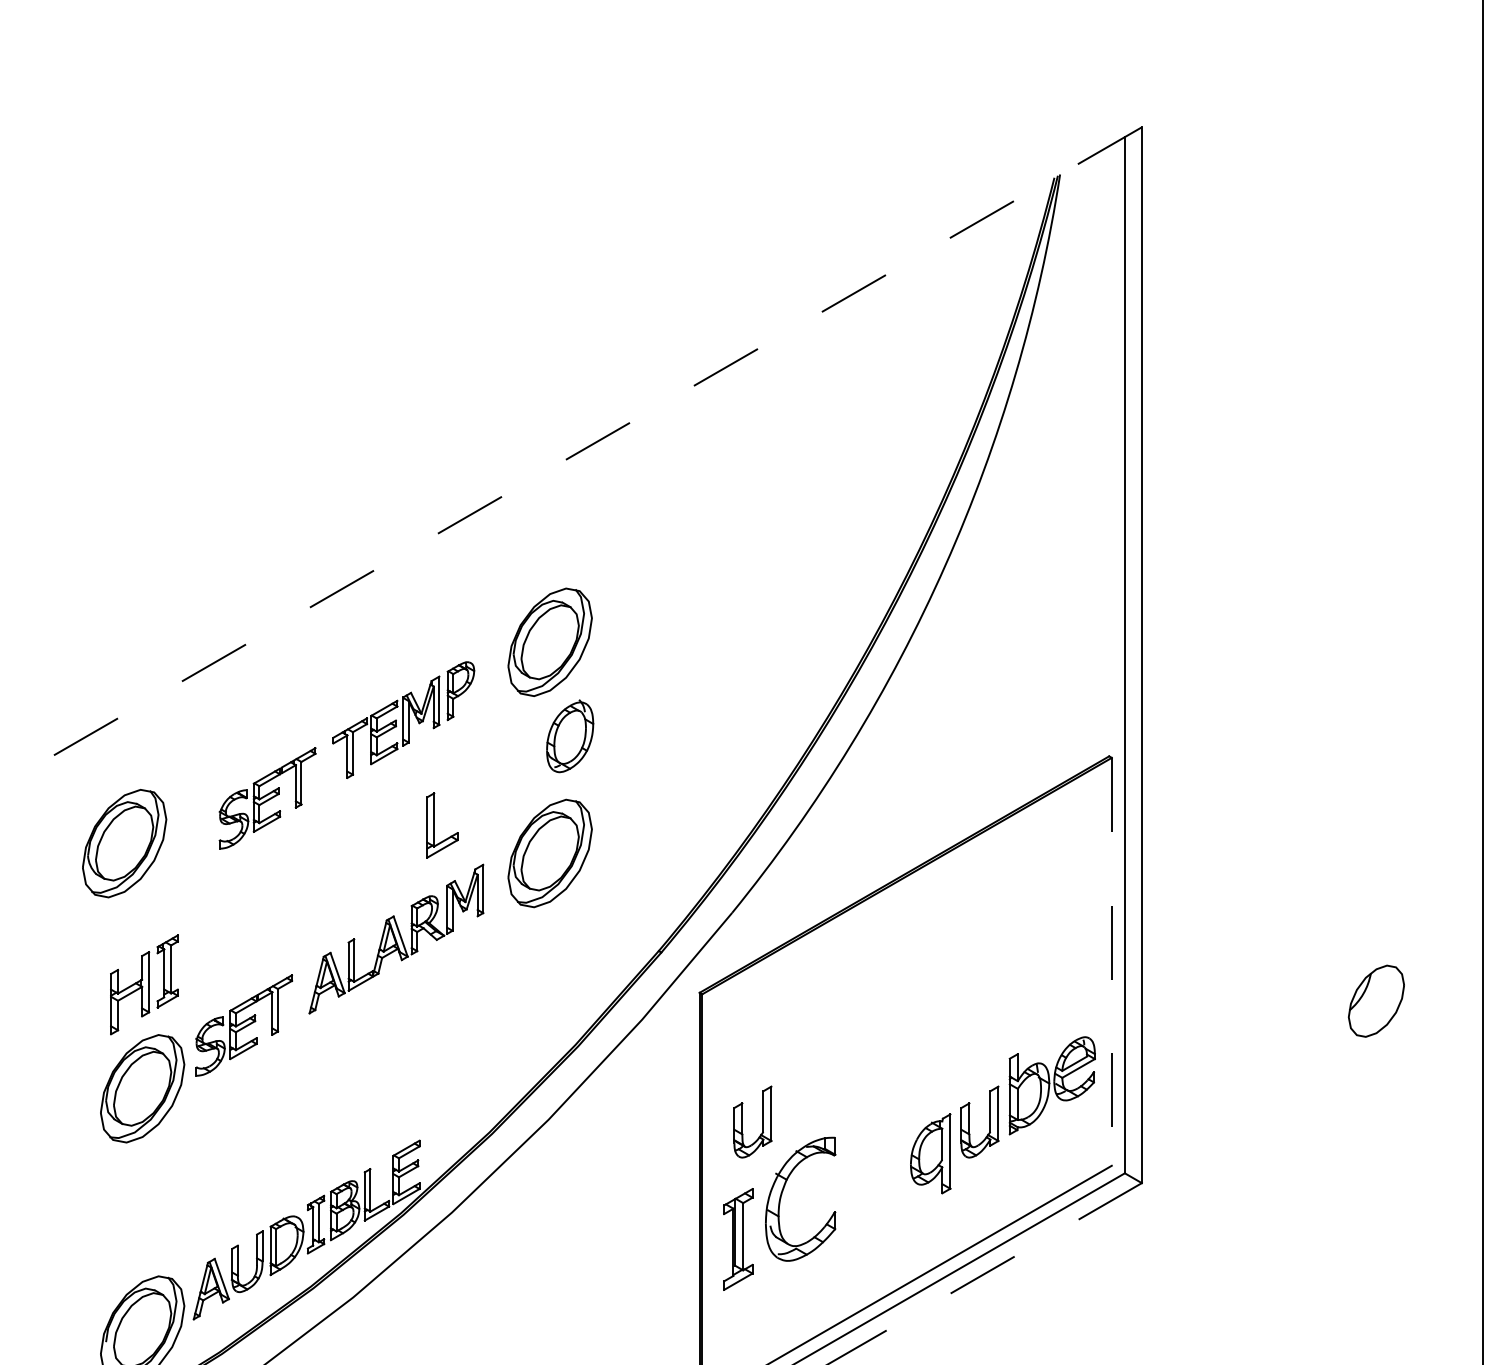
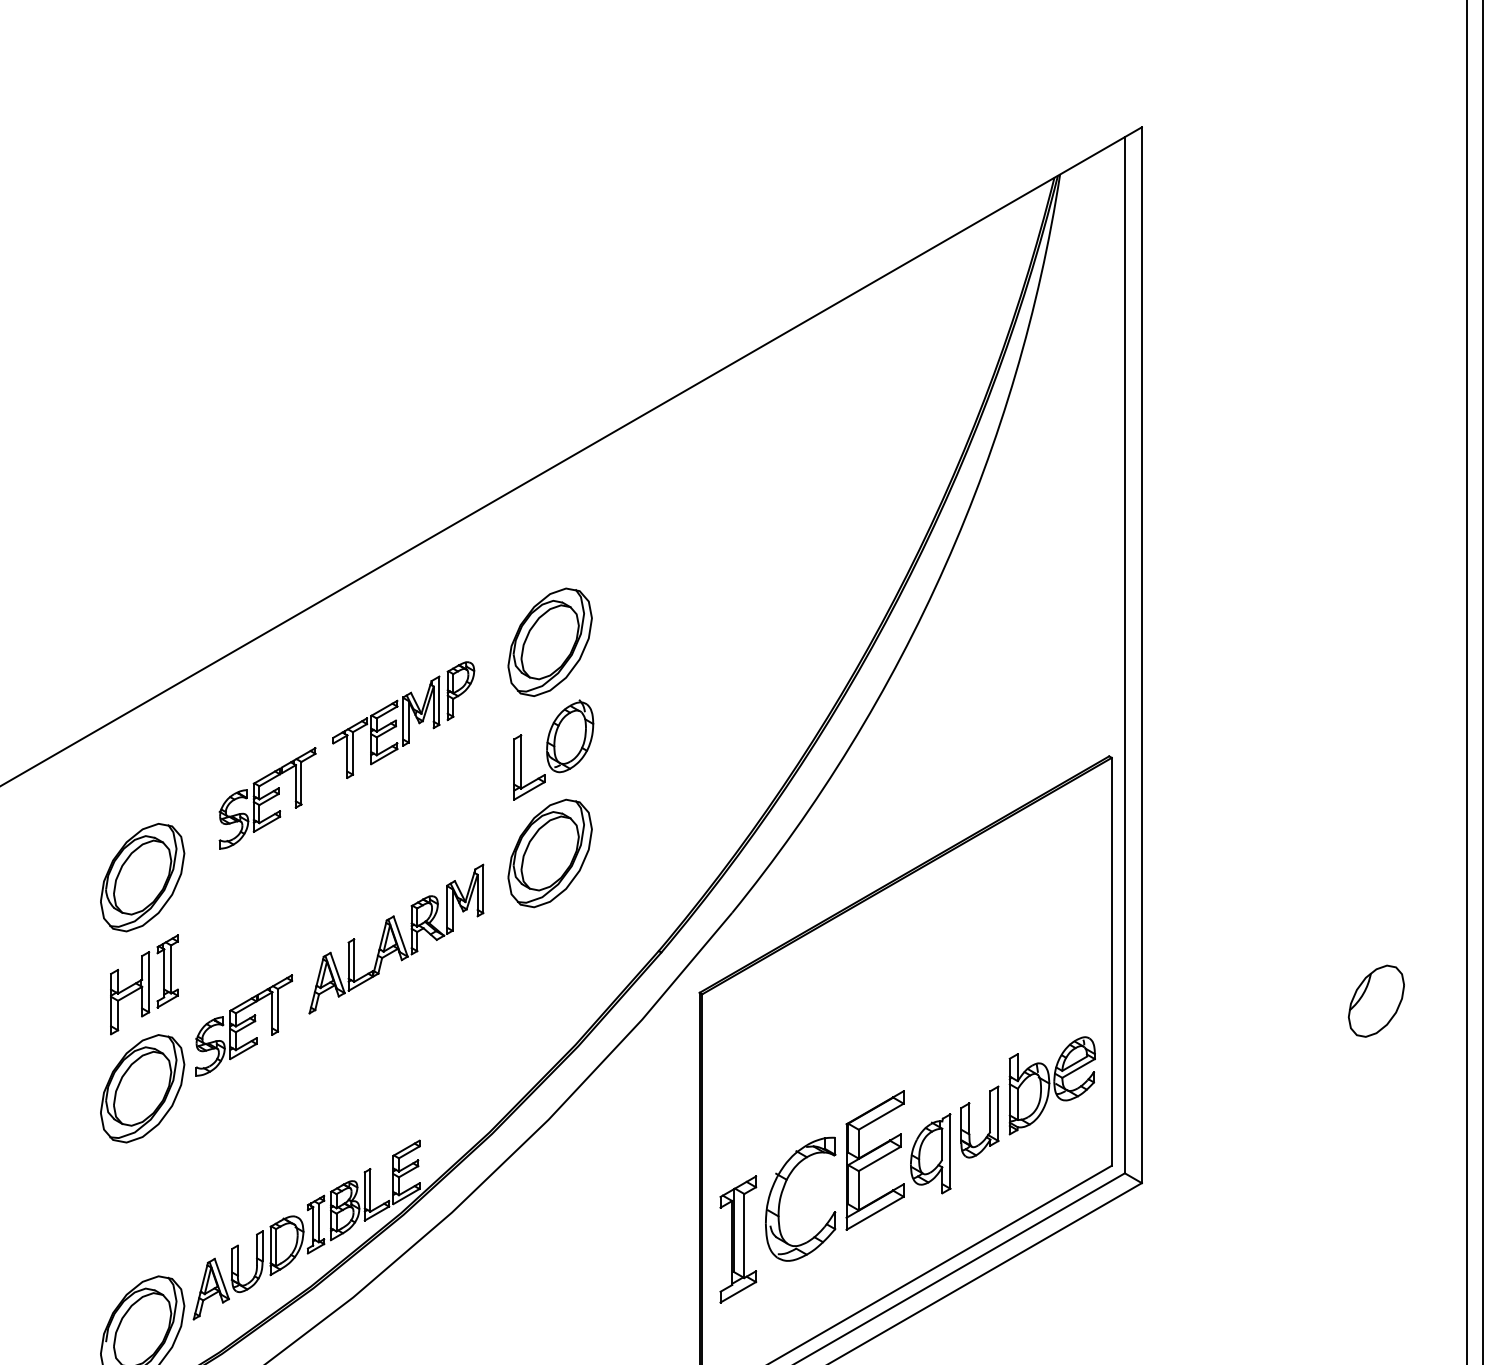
line: dashed -> solid (571, 456)
line: none -> present (1466, 681)
part position: (434, 825) -> (521, 767) (521, 767)
part position: (124, 843) -> (142, 877) (142, 877)
line: dashed -> solid (1111, 961)
part: present -> none (742, 1121)
part: none -> present (874, 1160)
part size: 31x103 px -> 39x129 px (738, 1239)
line: dashed -> solid (985, 1273)
